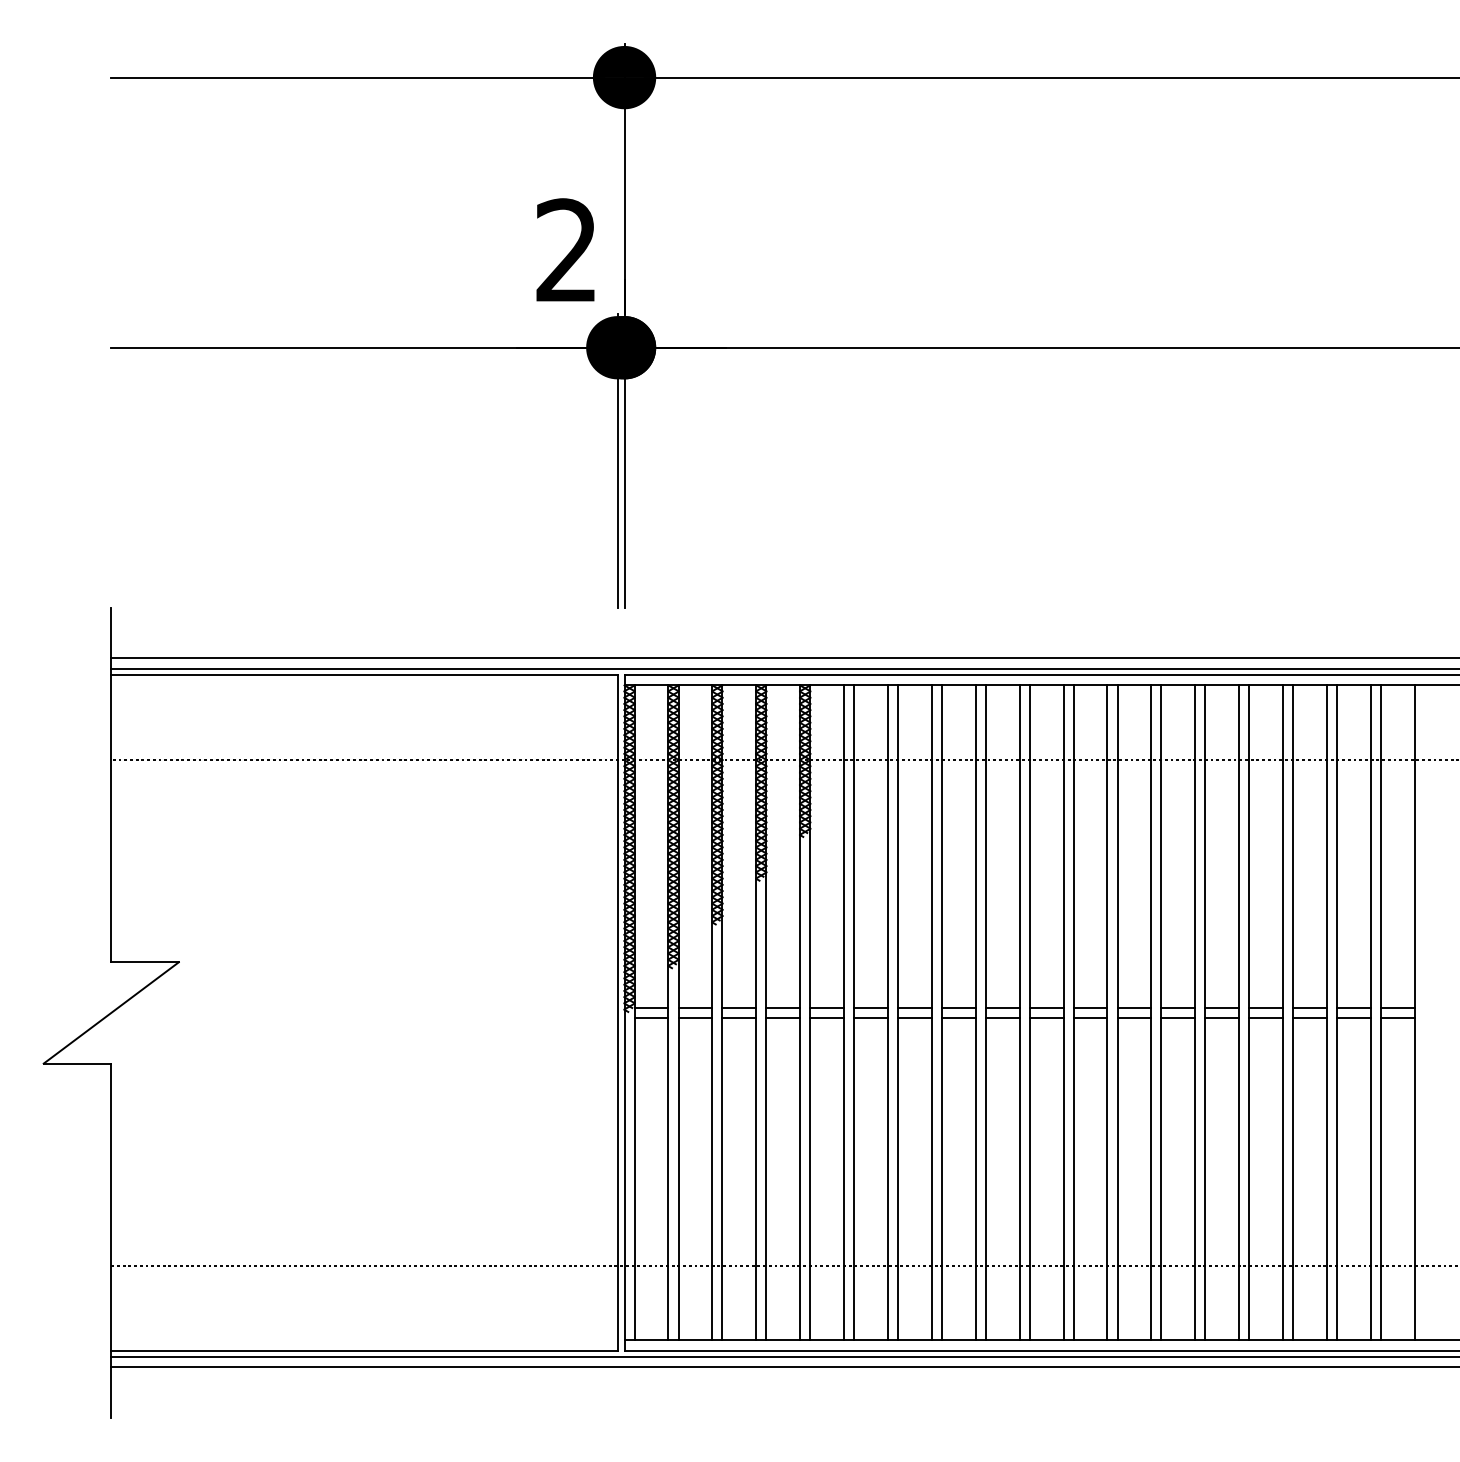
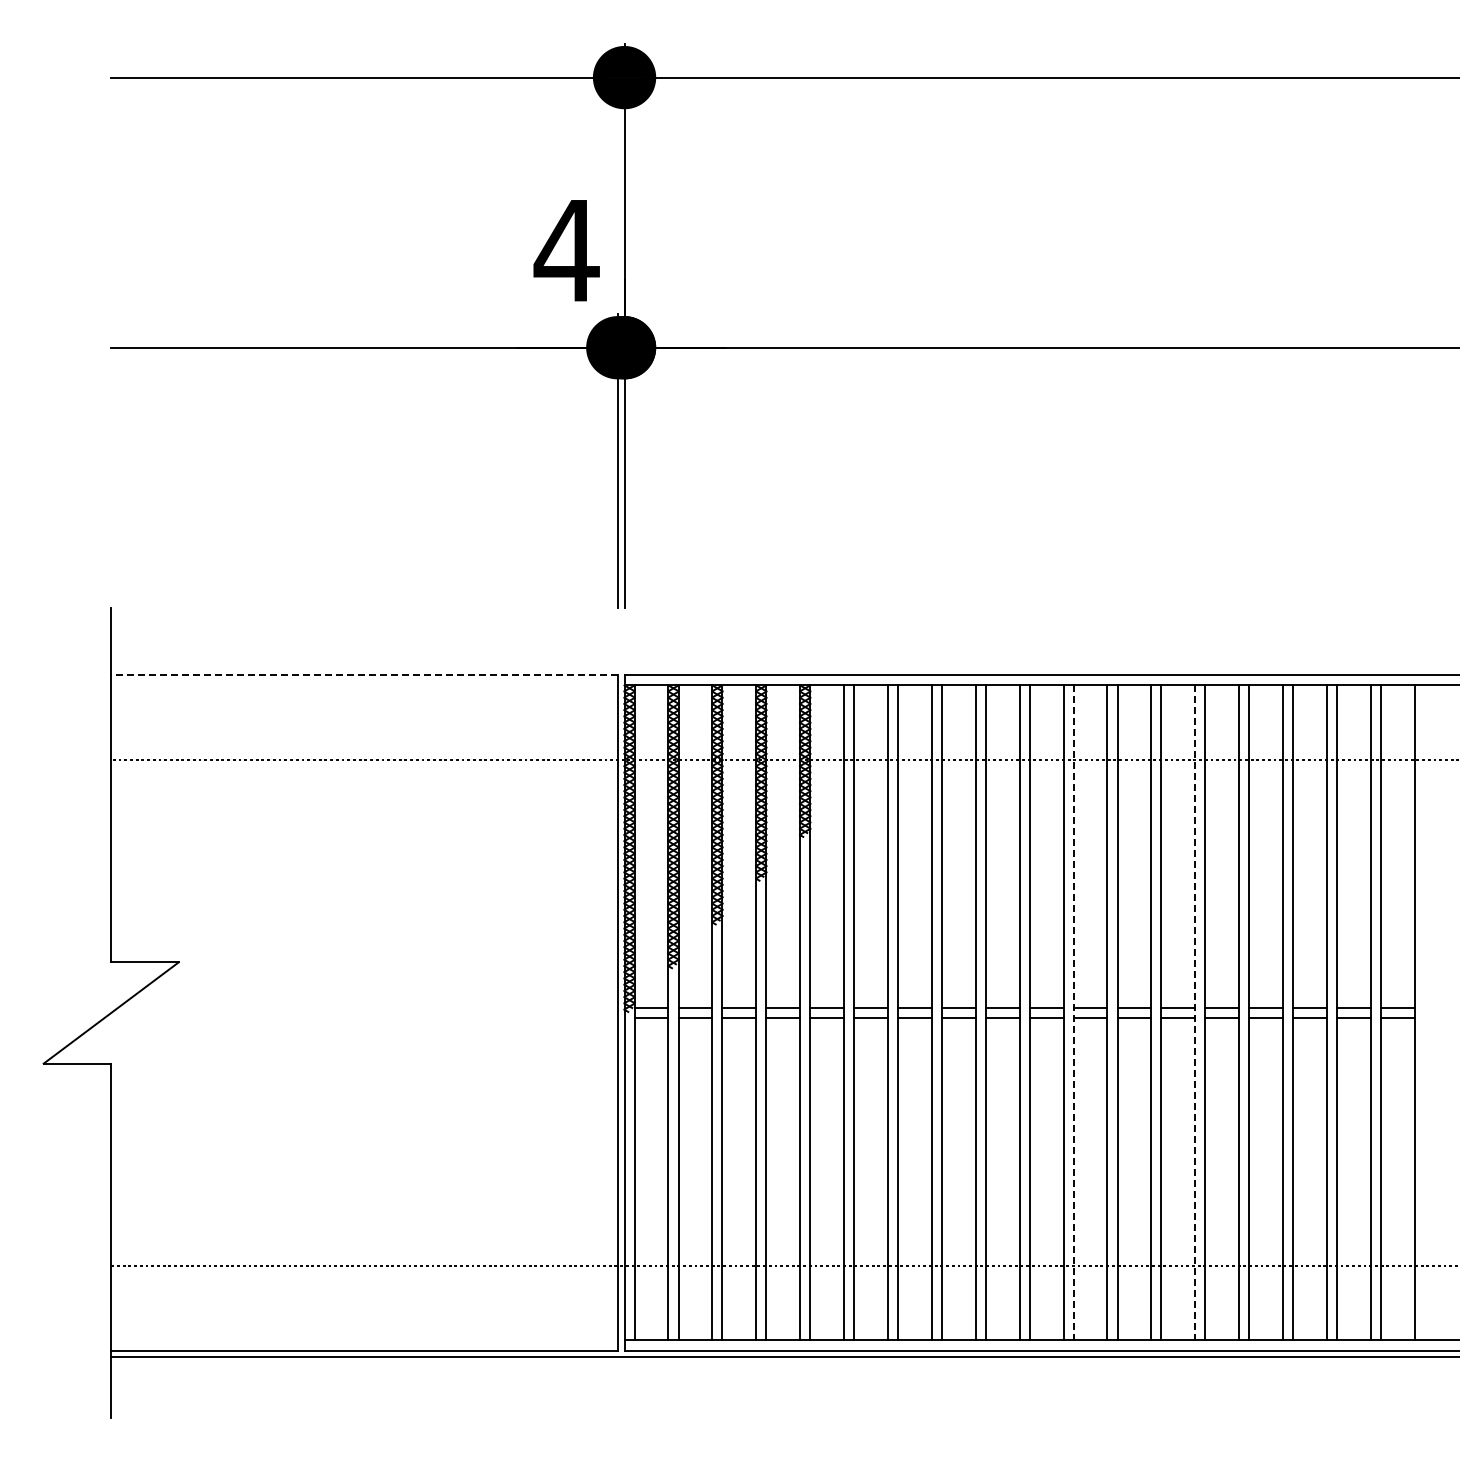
text: 2 -> 4 (566, 249)
line: present -> none (783, 658)
line: present -> none (783, 668)
line: solid -> dashed (364, 675)
line: solid -> dashed (1073, 1012)
line: solid -> dashed (1195, 1012)
line: present -> none (783, 1367)
